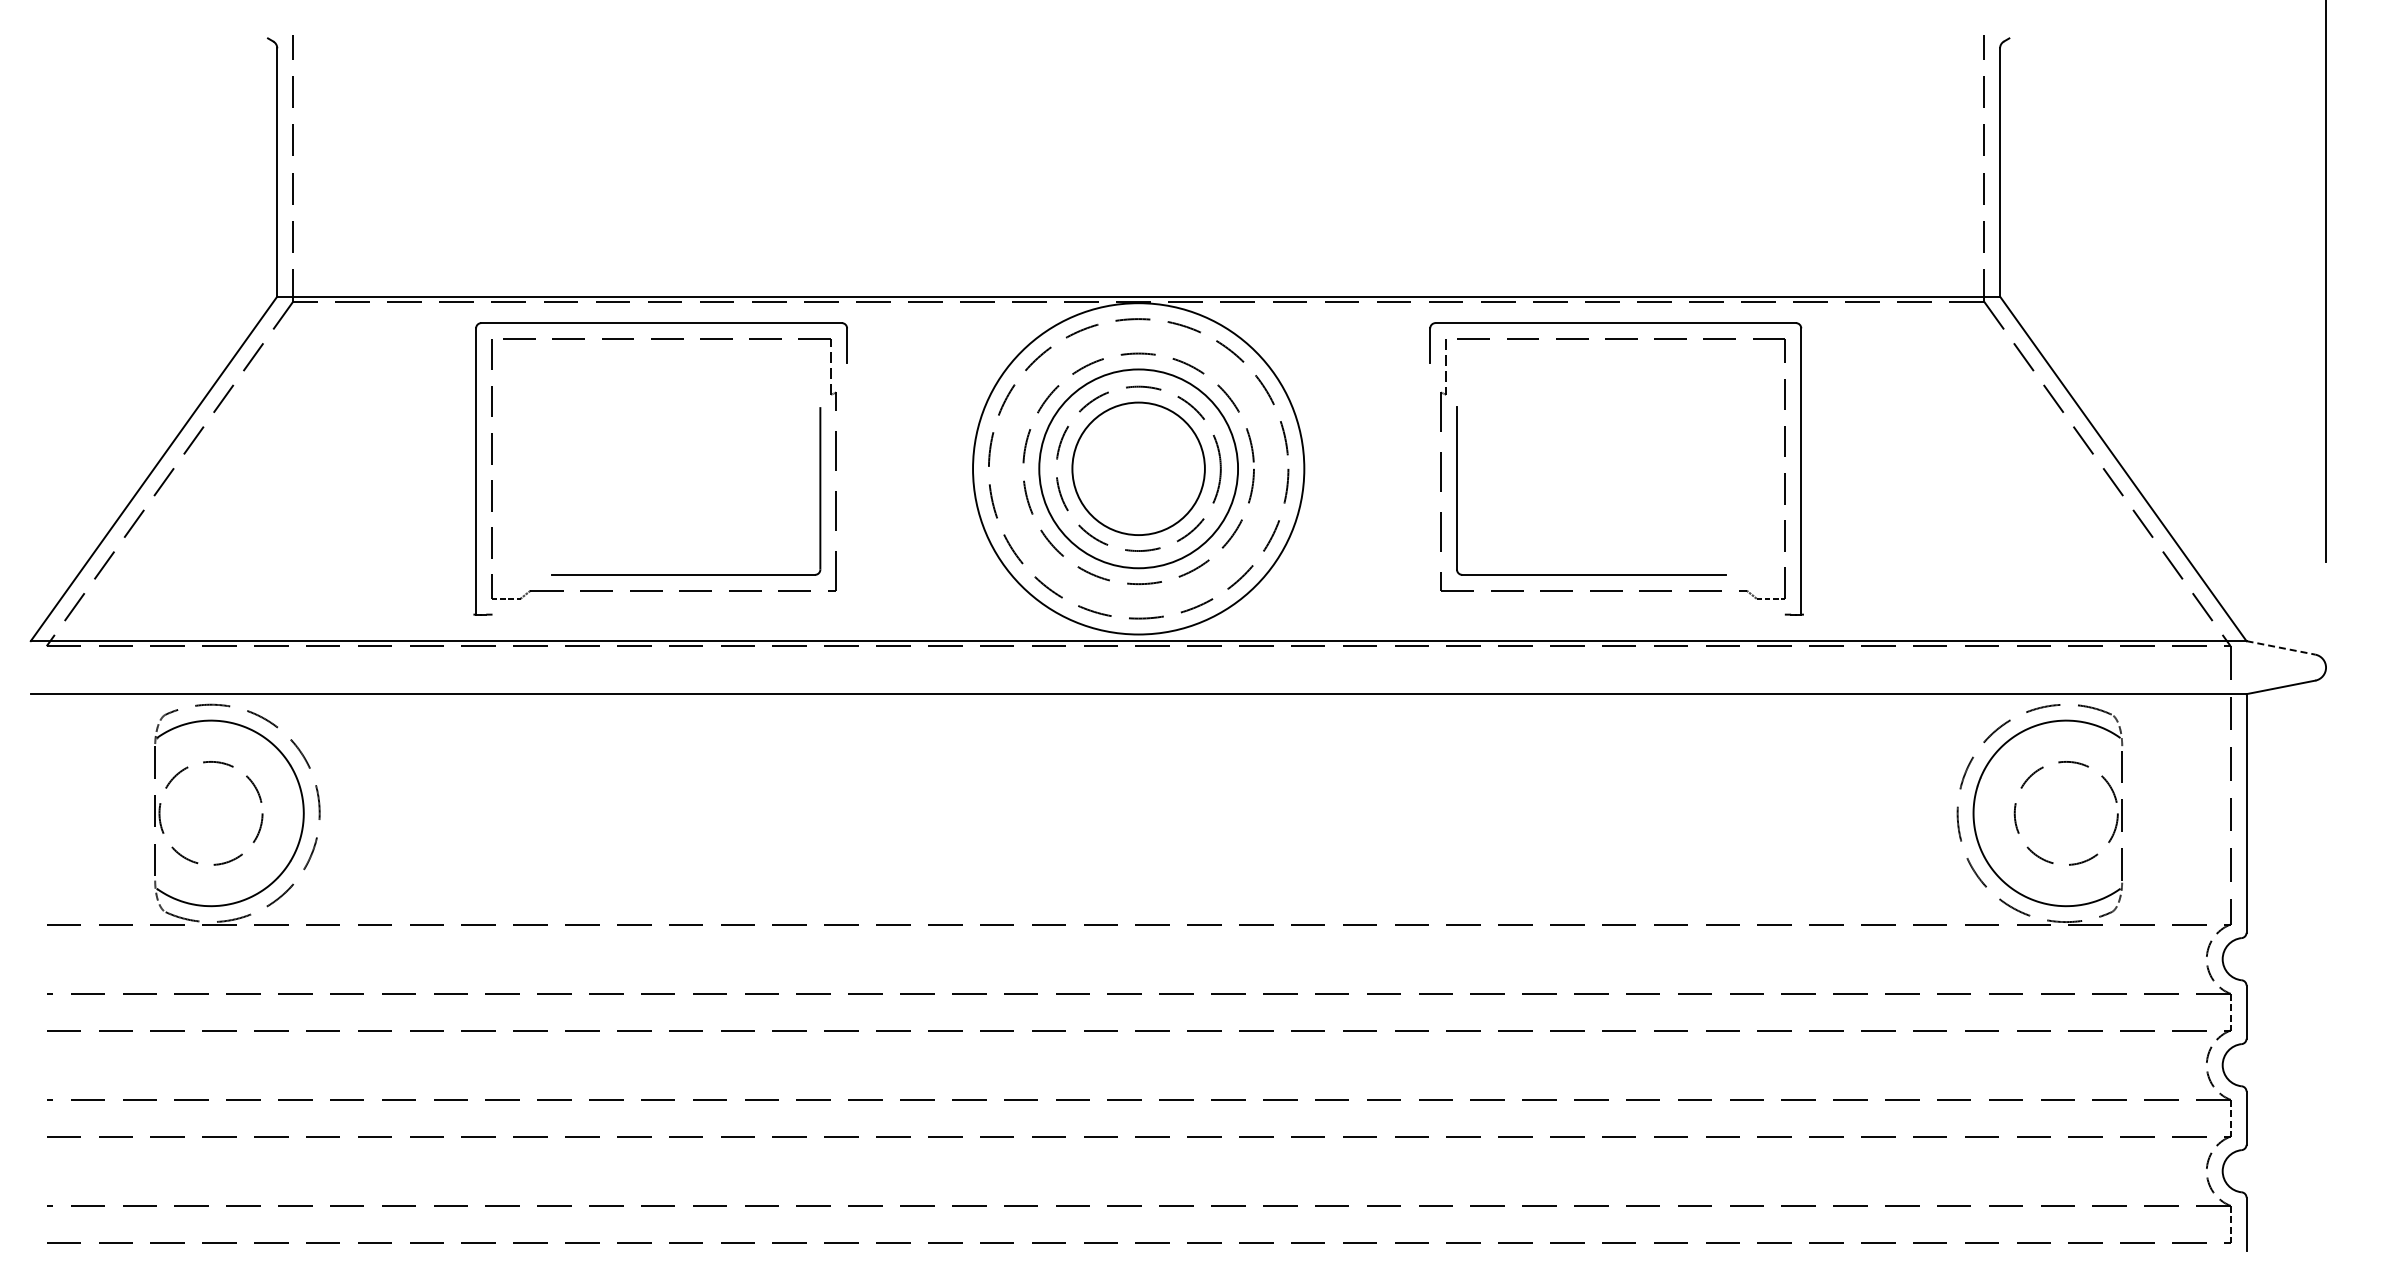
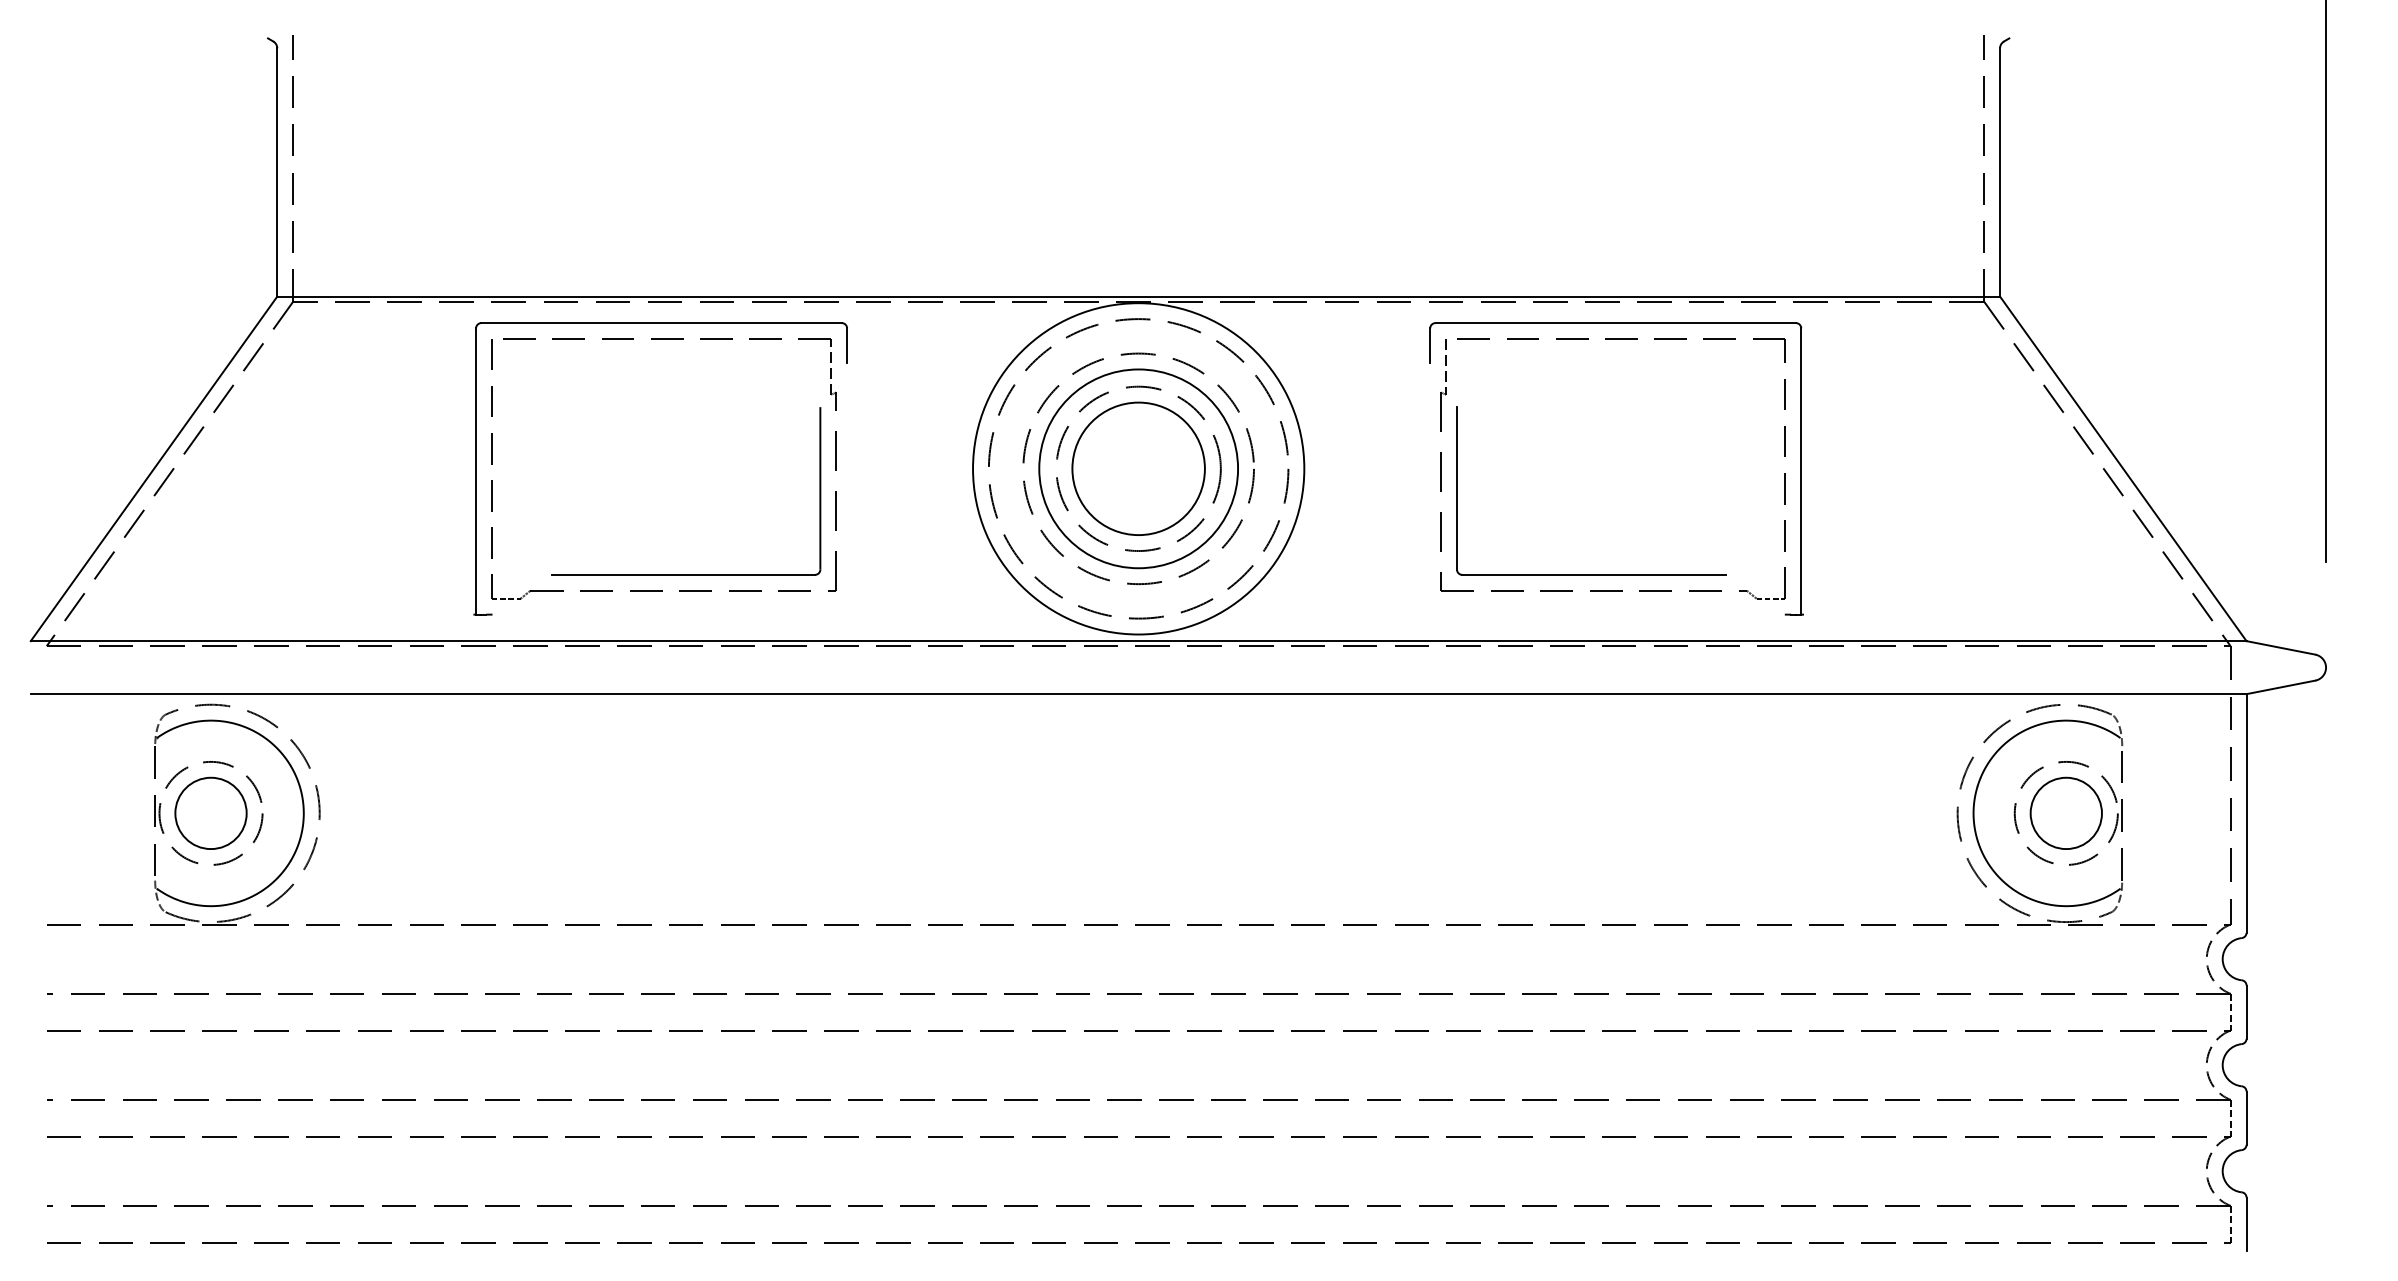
line: dashed -> solid (2281, 647)
circle: none -> present (210, 812)
circle: none -> present (2065, 812)
